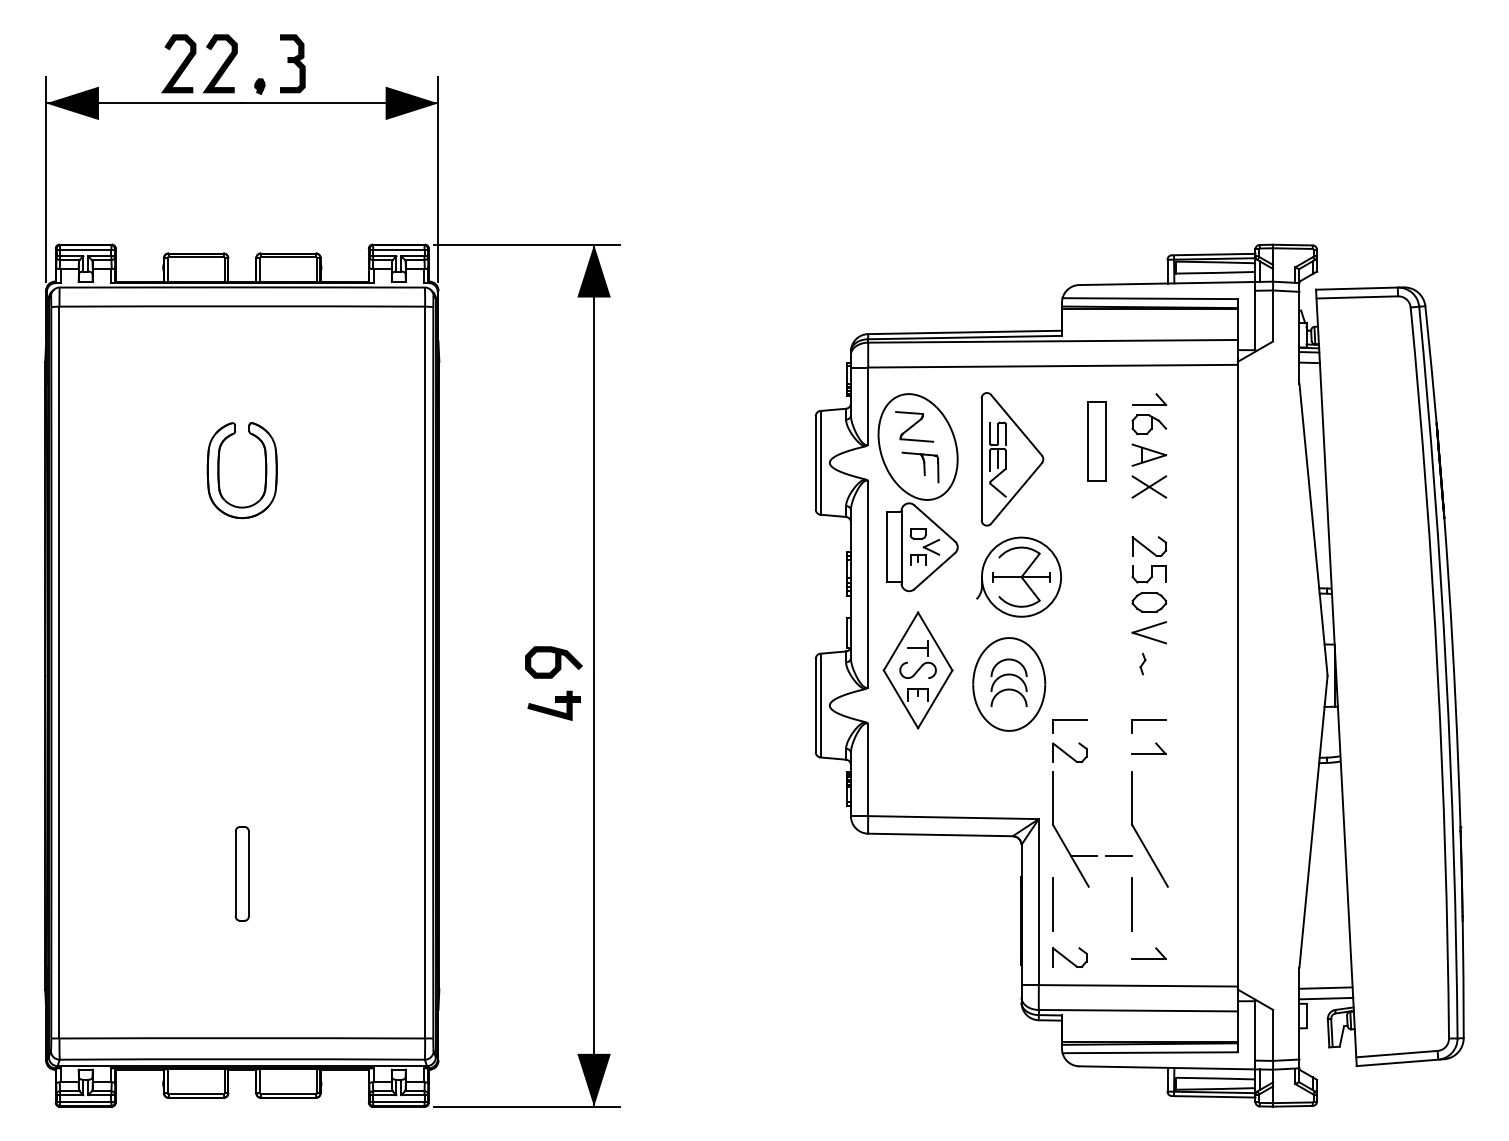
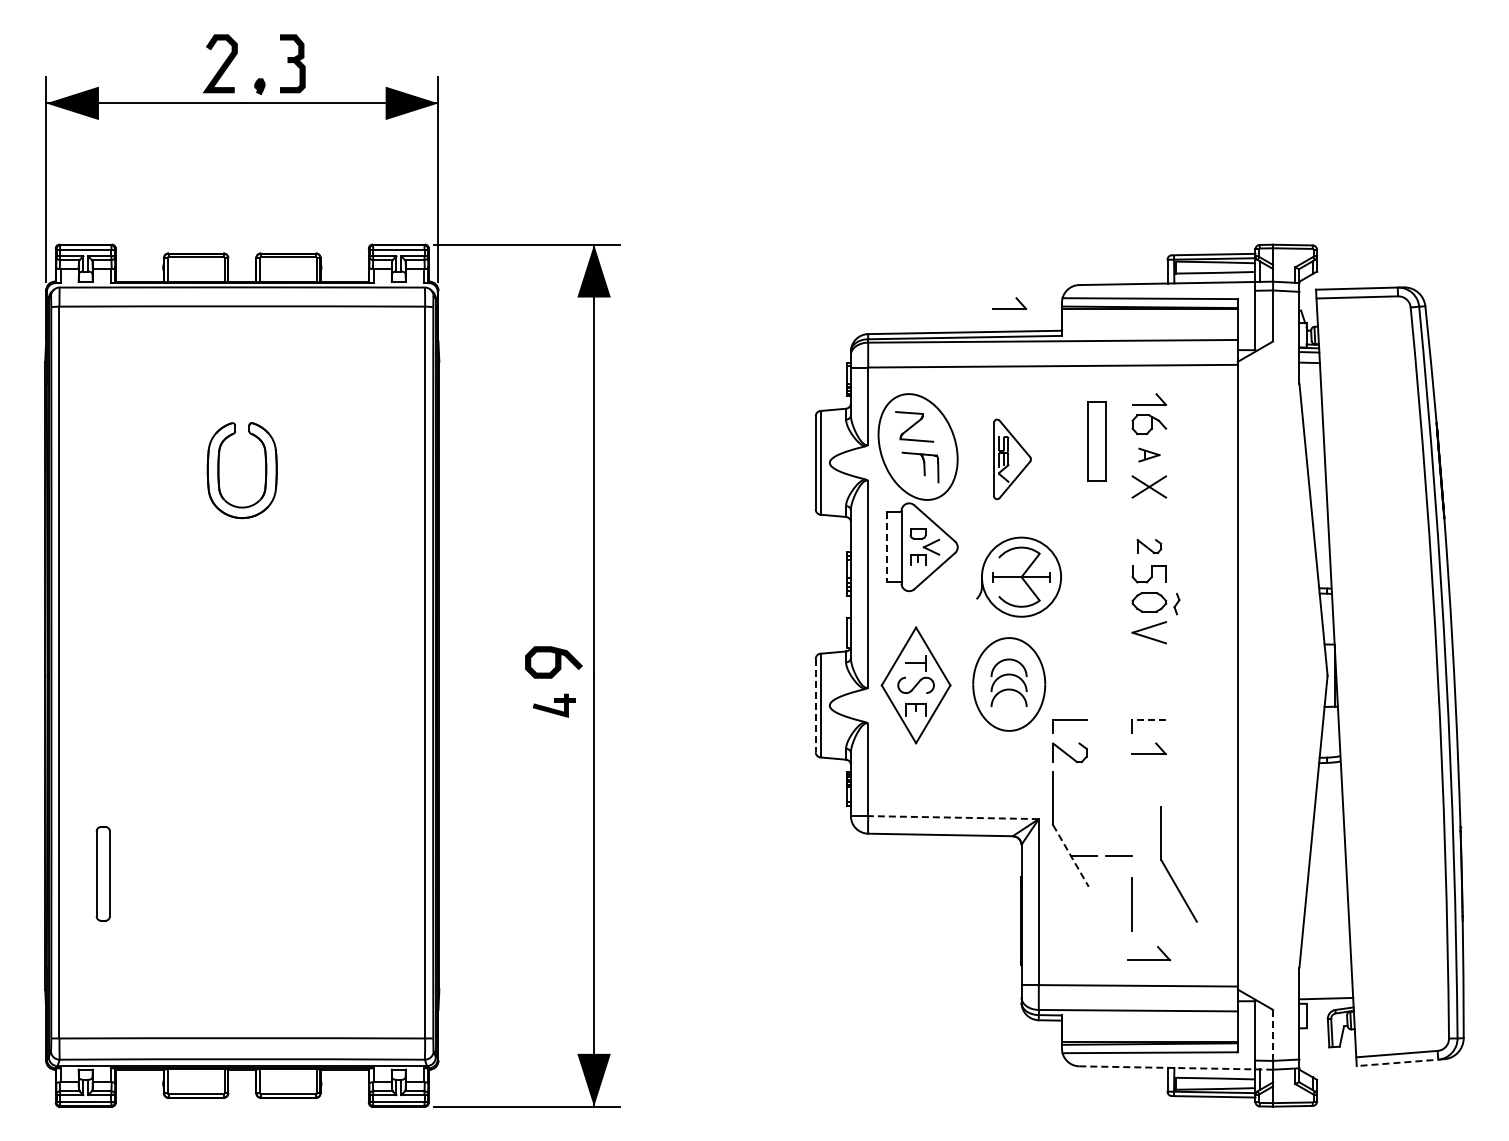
curve: present -> none (180, 65)
part: none -> present (1009, 303)
part size: 37x24 px -> 23x16 px (1149, 454)
part size: 65x135 px -> 39x83 px (1012, 459)
part size: 37x21 px -> 27x16 px (1149, 546)
line: solid -> dashed (887, 547)
part position: (1142, 663) -> (1176, 603) (1176, 603)
part position: (917, 670) -> (915, 685) (915, 685)
part size: 54x31 px -> 44x25 px (553, 705)
line: solid -> dashed (815, 705)
line: solid -> dashed (1149, 719)
line: solid -> dashed (953, 817)
part position: (1139, 835) -> (1168, 870) (1168, 870)
line: solid -> dashed (1070, 855)
part position: (241, 873) -> (102, 873) (102, 873)
line: present -> none (1053, 903)
part size: 36x13 px -> 44x16 px (1148, 953)
part: present -> none (1069, 957)
line: present -> none (1325, 987)
line: solid -> dashed (1273, 1035)
line: solid -> dashed (1400, 1062)
line: solid -> dashed (1176, 1068)
